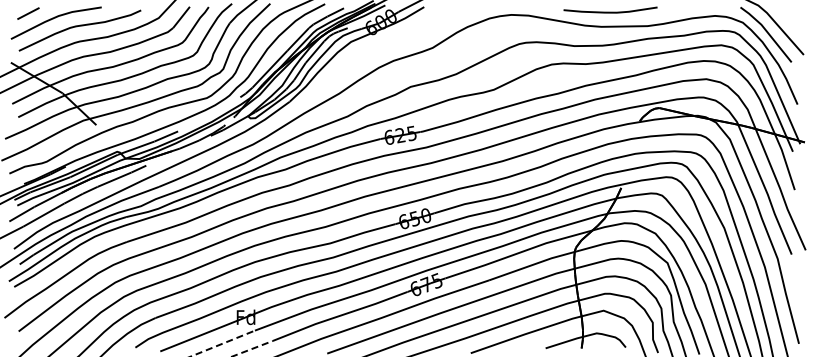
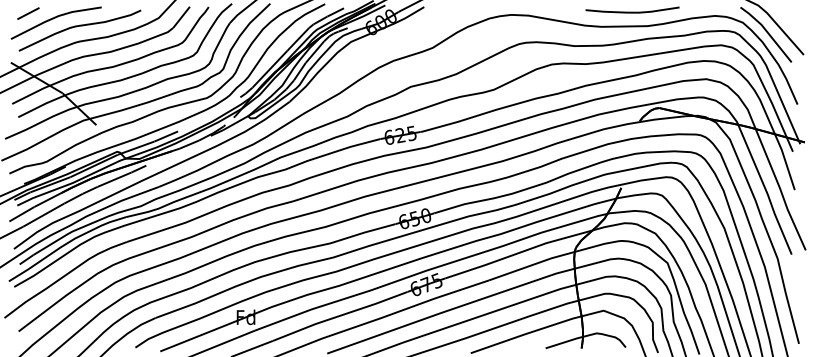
curve position: (610, 11) -> (632, 11) (632, 11)
line: dashed -> solid (222, 343)
line: dashed -> solid (252, 348)
